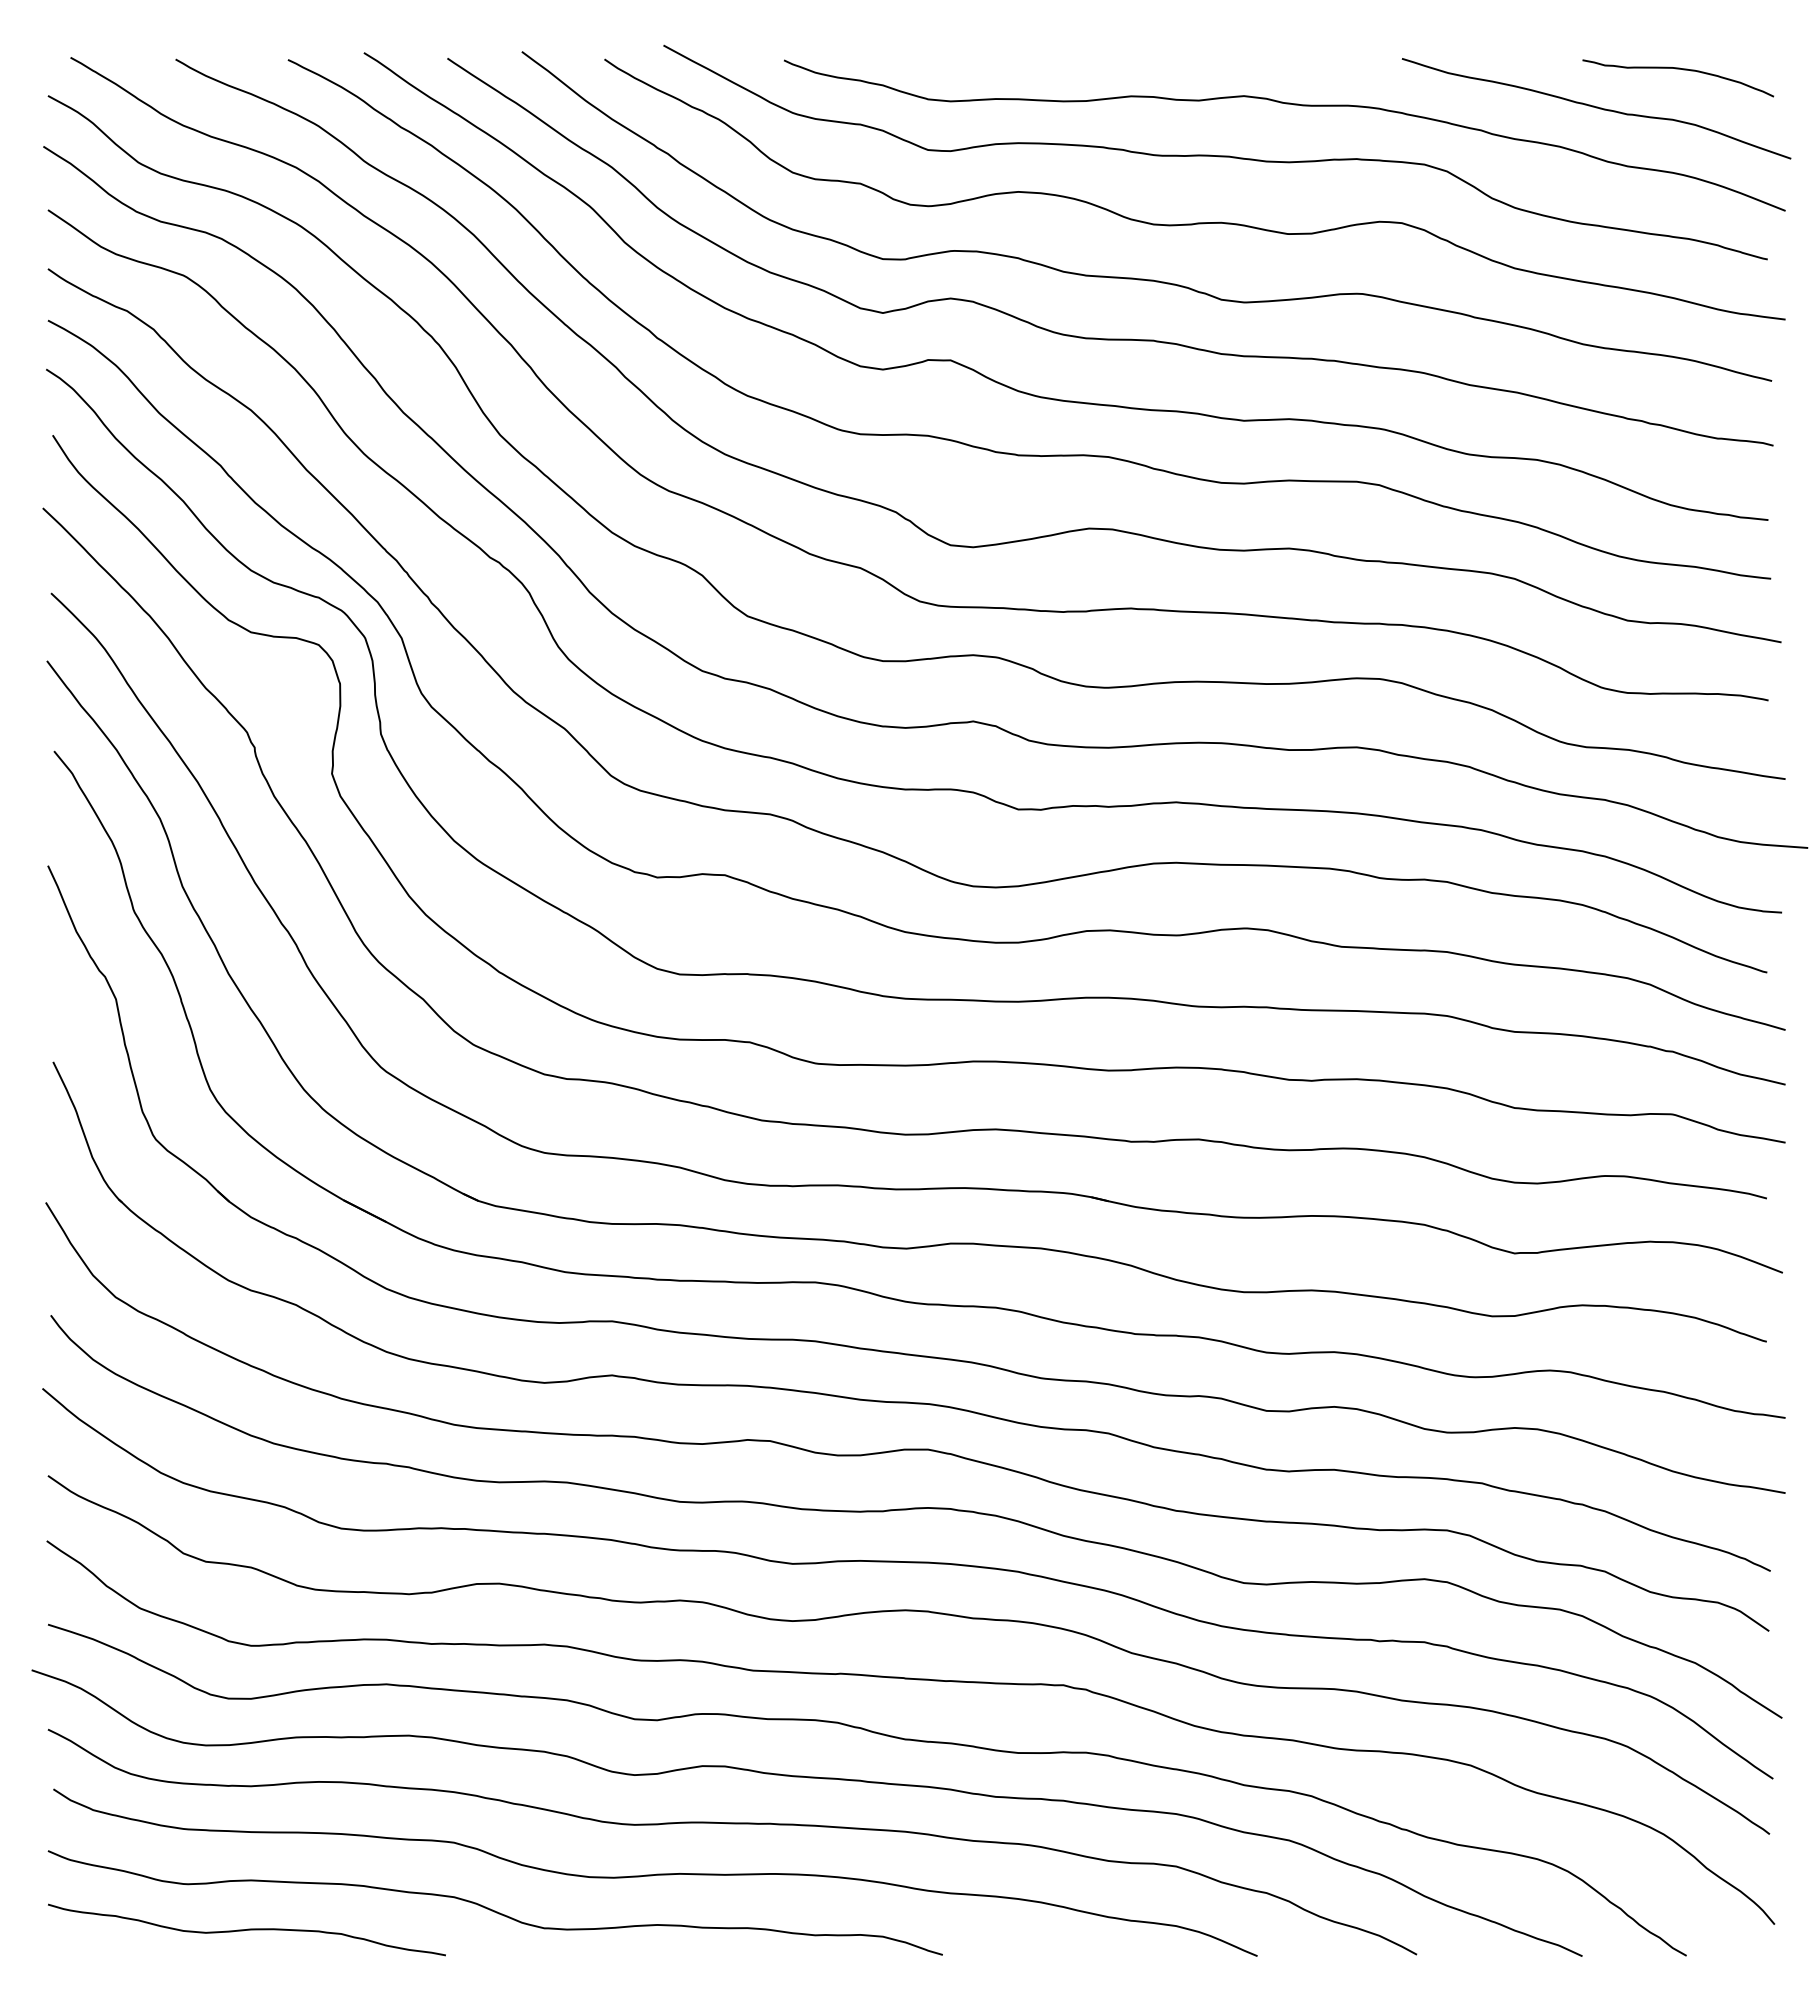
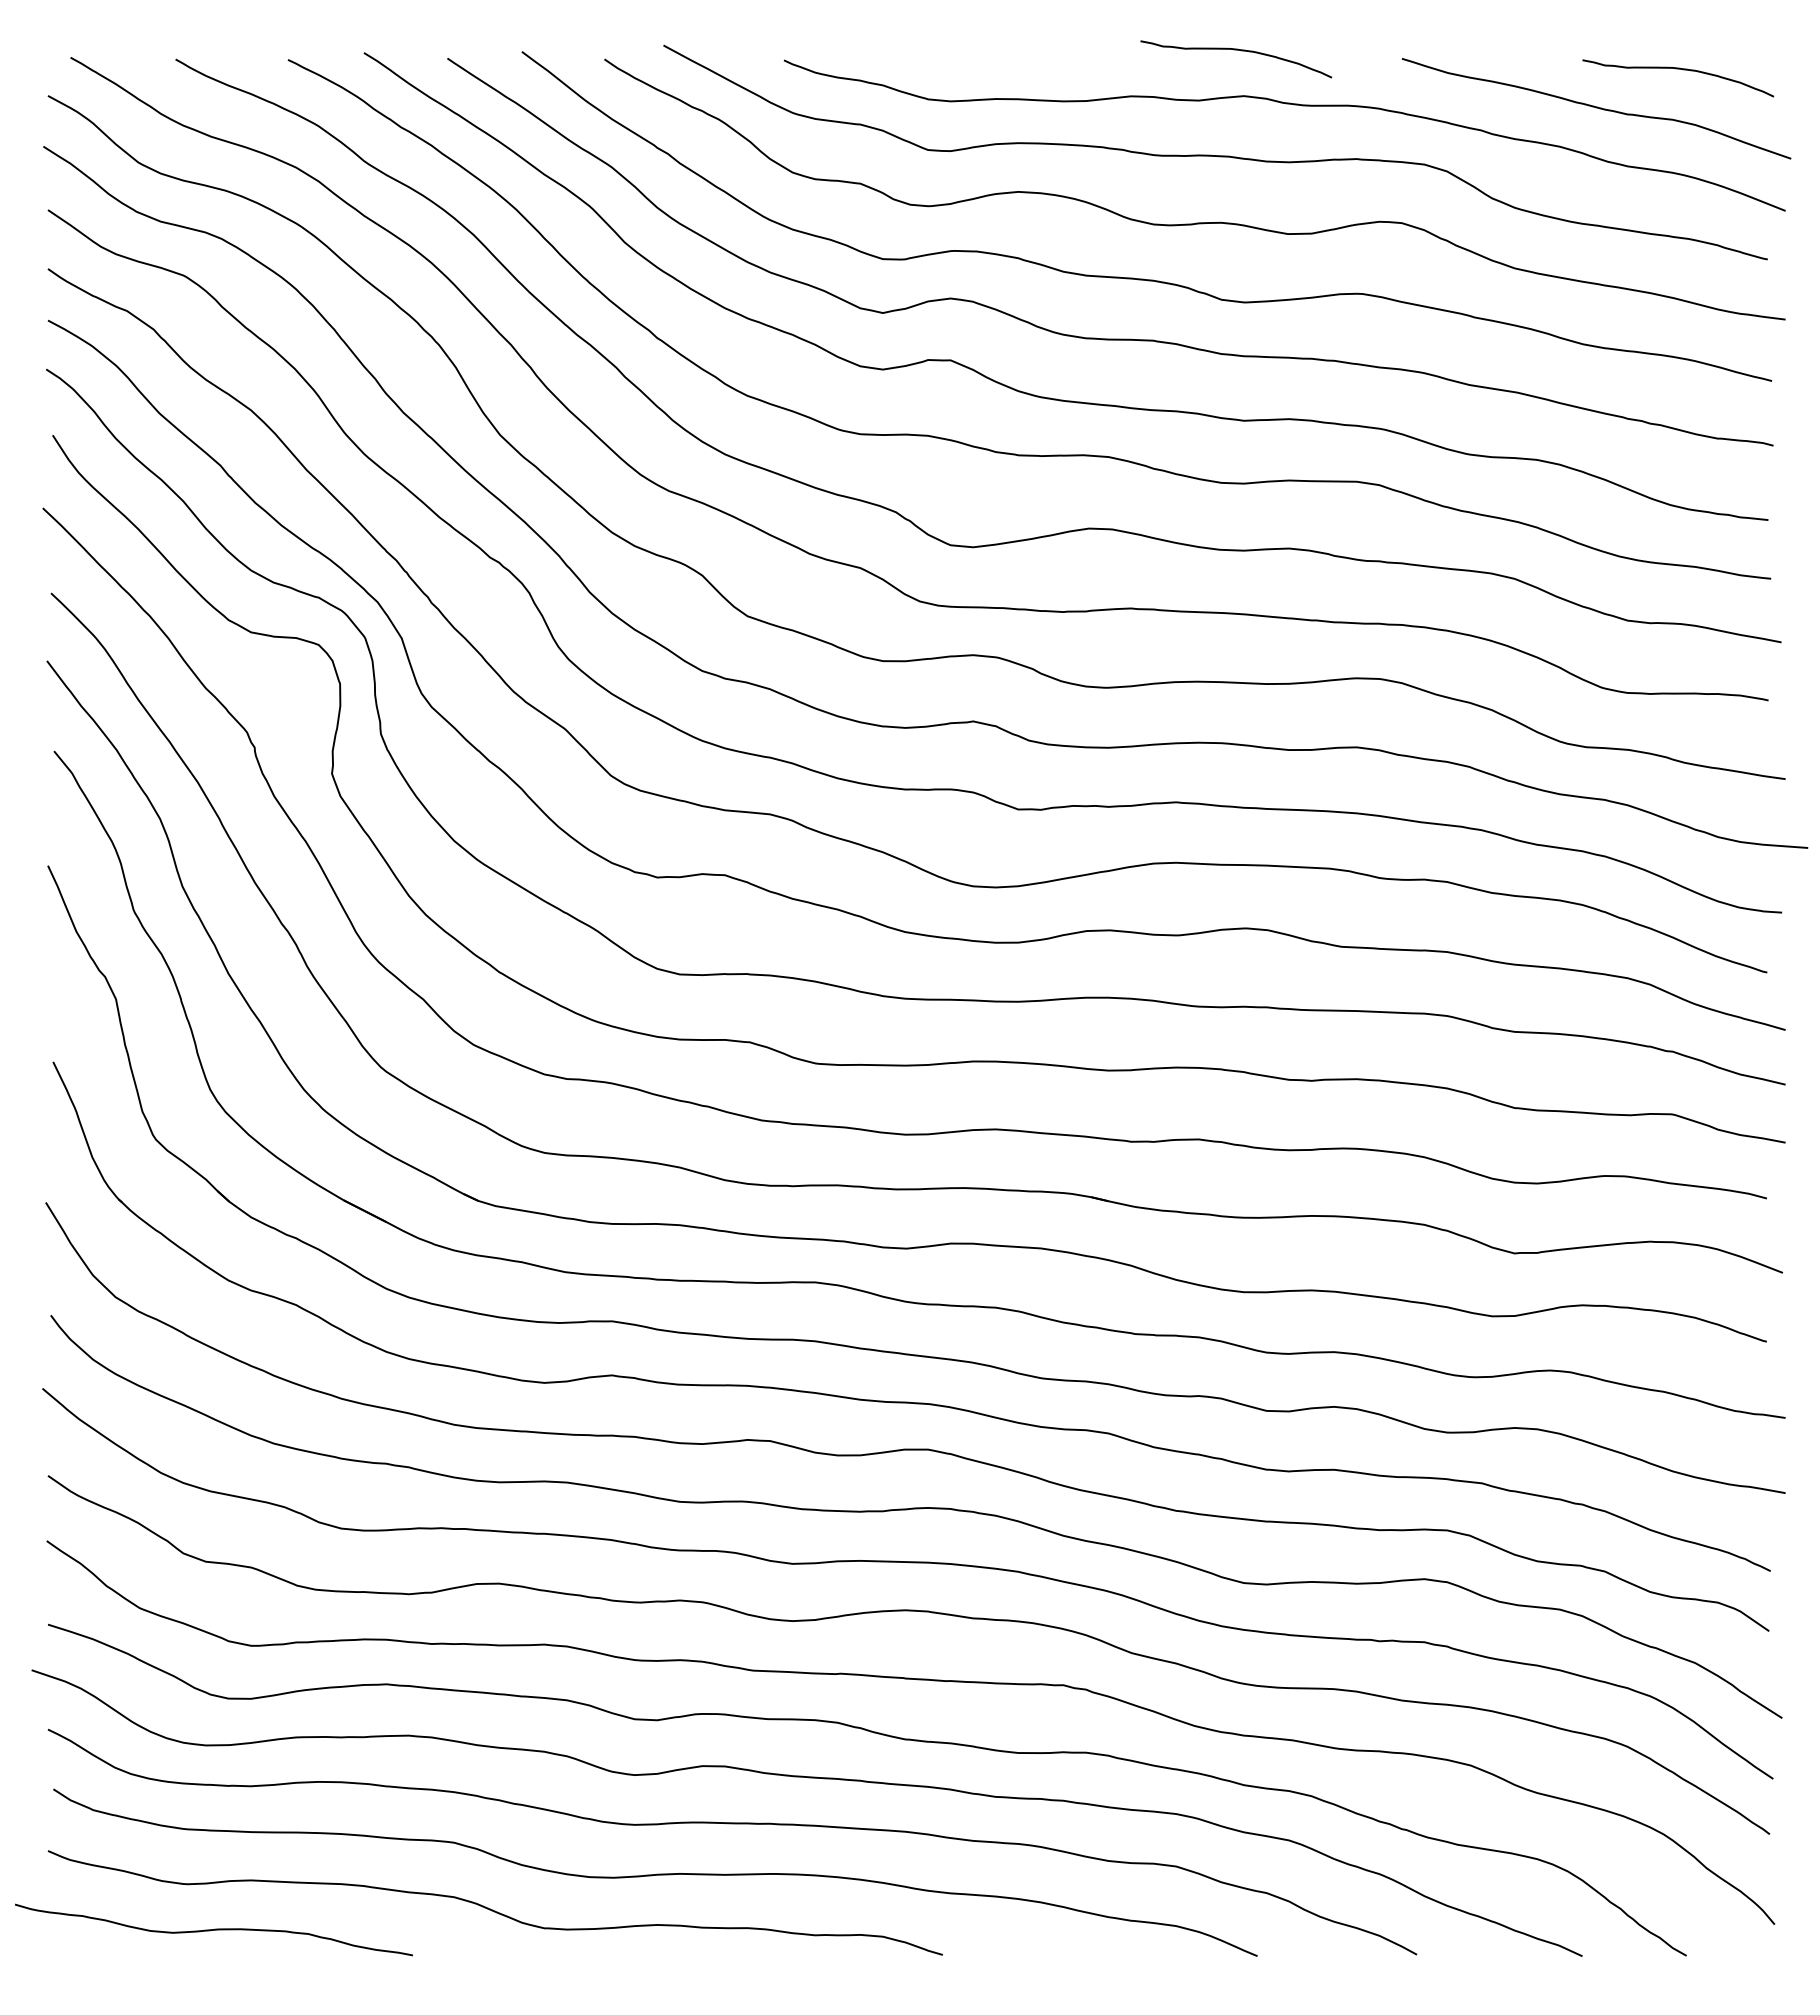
curve: none -> present (1236, 50)
curve position: (246, 1929) -> (213, 1929) (213, 1929)
